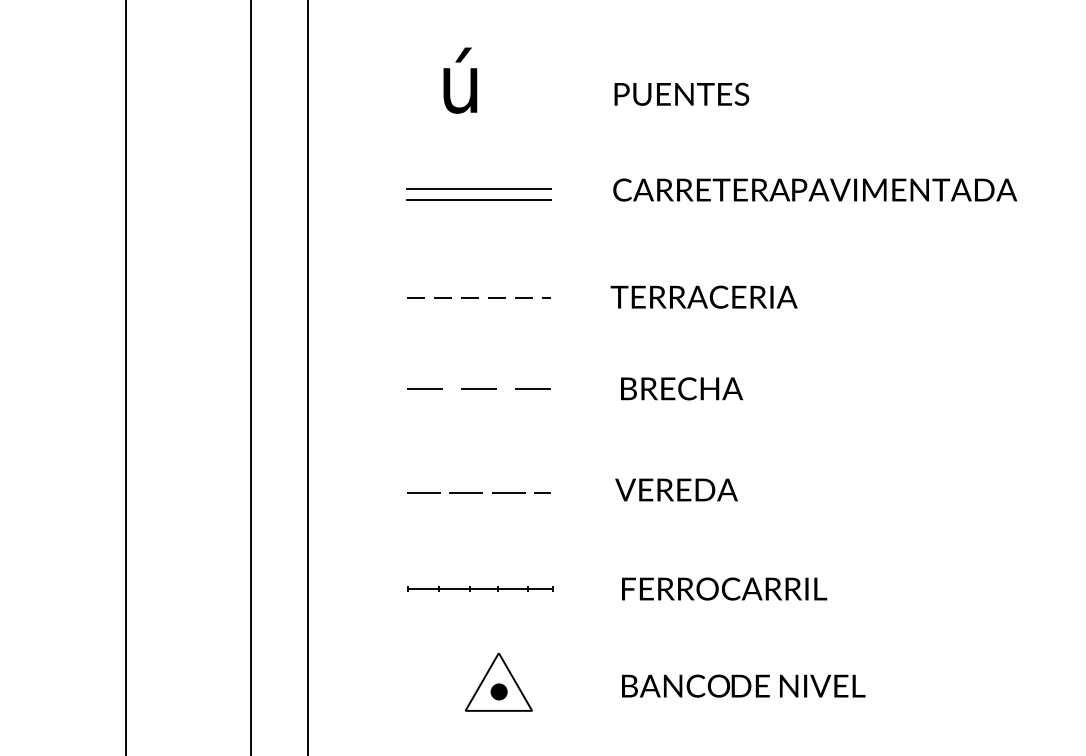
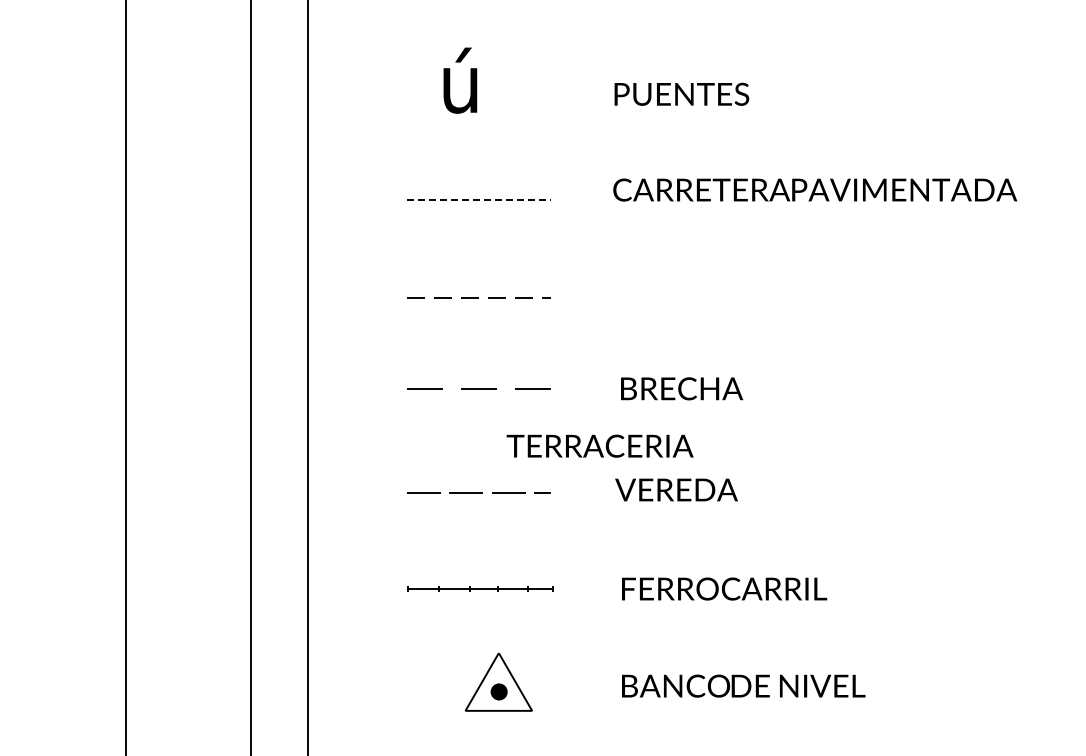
line: present -> none (478, 188)
line: solid -> dashed (479, 200)
text position: (703, 296) -> (599, 445) (599, 445)
